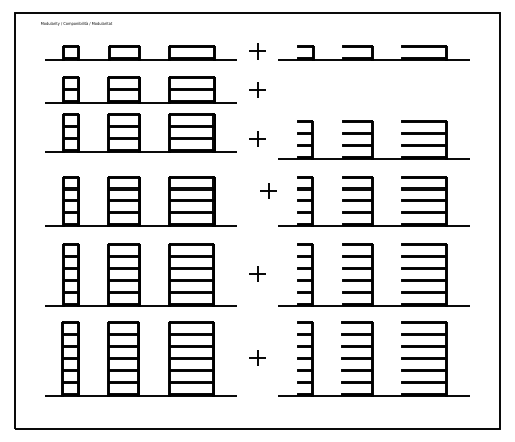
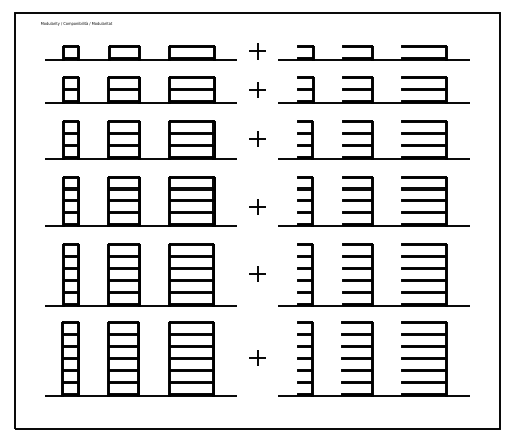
part: none -> present (373, 89)
part position: (140, 132) -> (140, 139) (140, 139)
part position: (268, 190) -> (257, 206) (257, 206)
